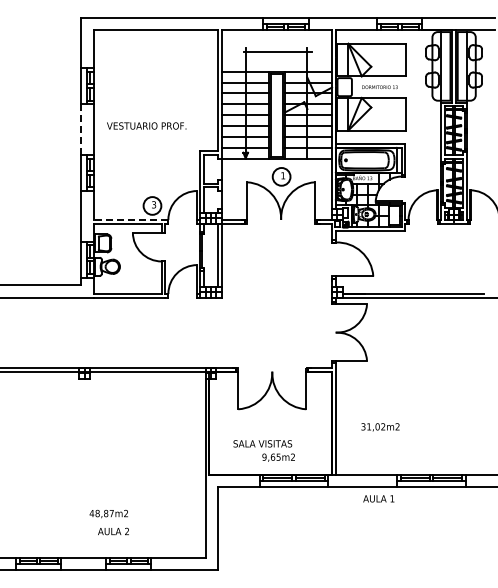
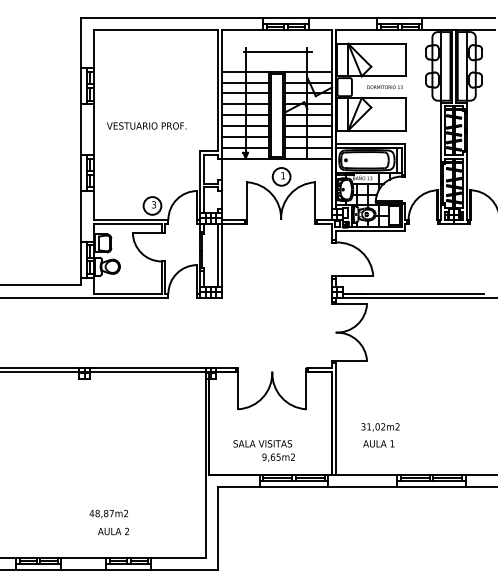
text position: (379, 87) -> (384, 87) (384, 87)
line: dashed -> solid (80, 129)
line: dashed -> solid (130, 219)
text position: (378, 498) -> (378, 443) (378, 443)
